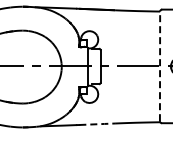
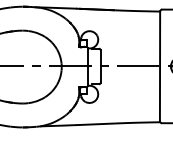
line: dashed -> solid (160, 66)
line: dashed -> solid (97, 124)
